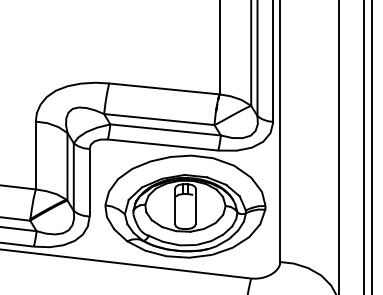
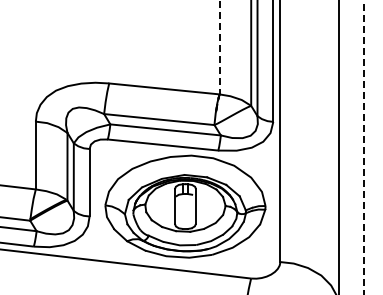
line: solid -> dashed (219, 47)
line: present -> none (372, 146)
line: solid -> dashed (363, 147)
